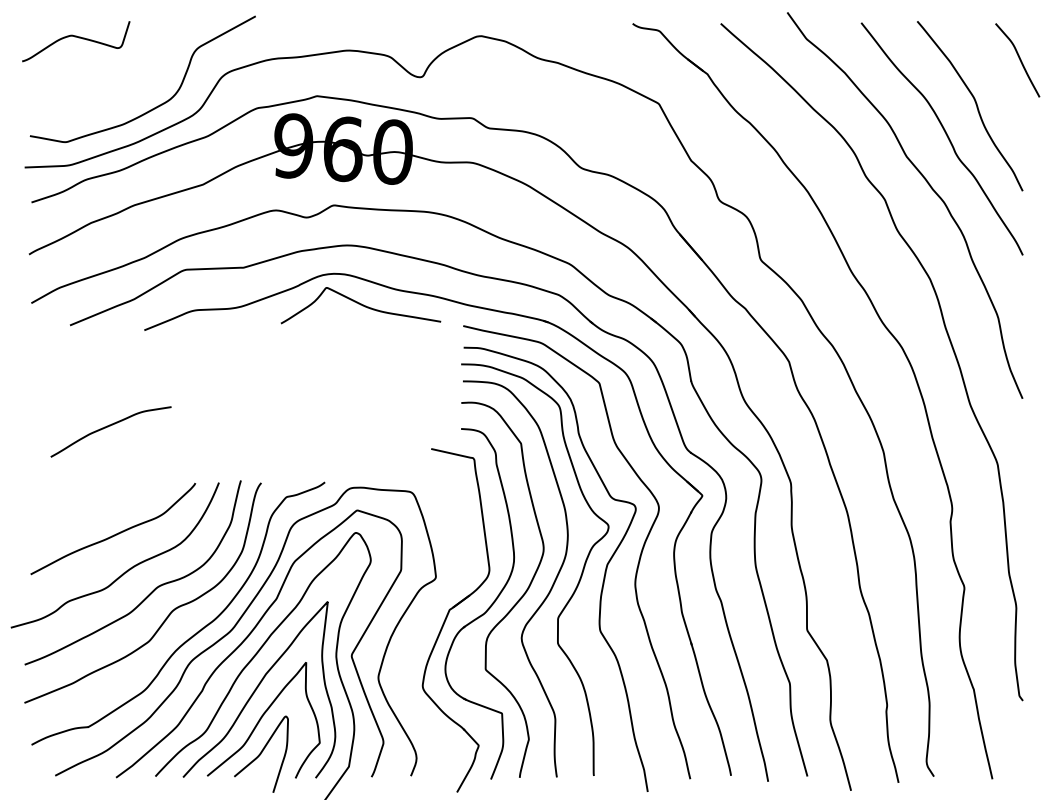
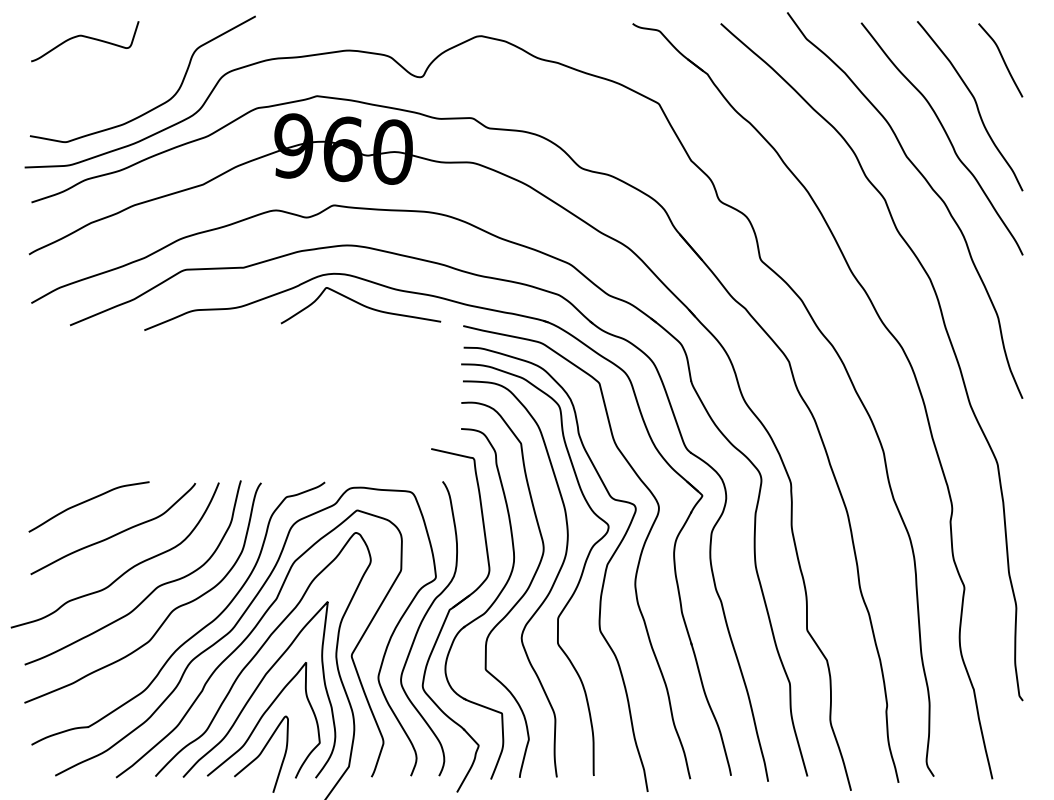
curve position: (78, 38) -> (87, 38) (87, 38)
curve position: (1019, 60) -> (1002, 60) (1002, 60)
curve position: (108, 427) -> (86, 502) (86, 502)
curve: none -> present (421, 624)
